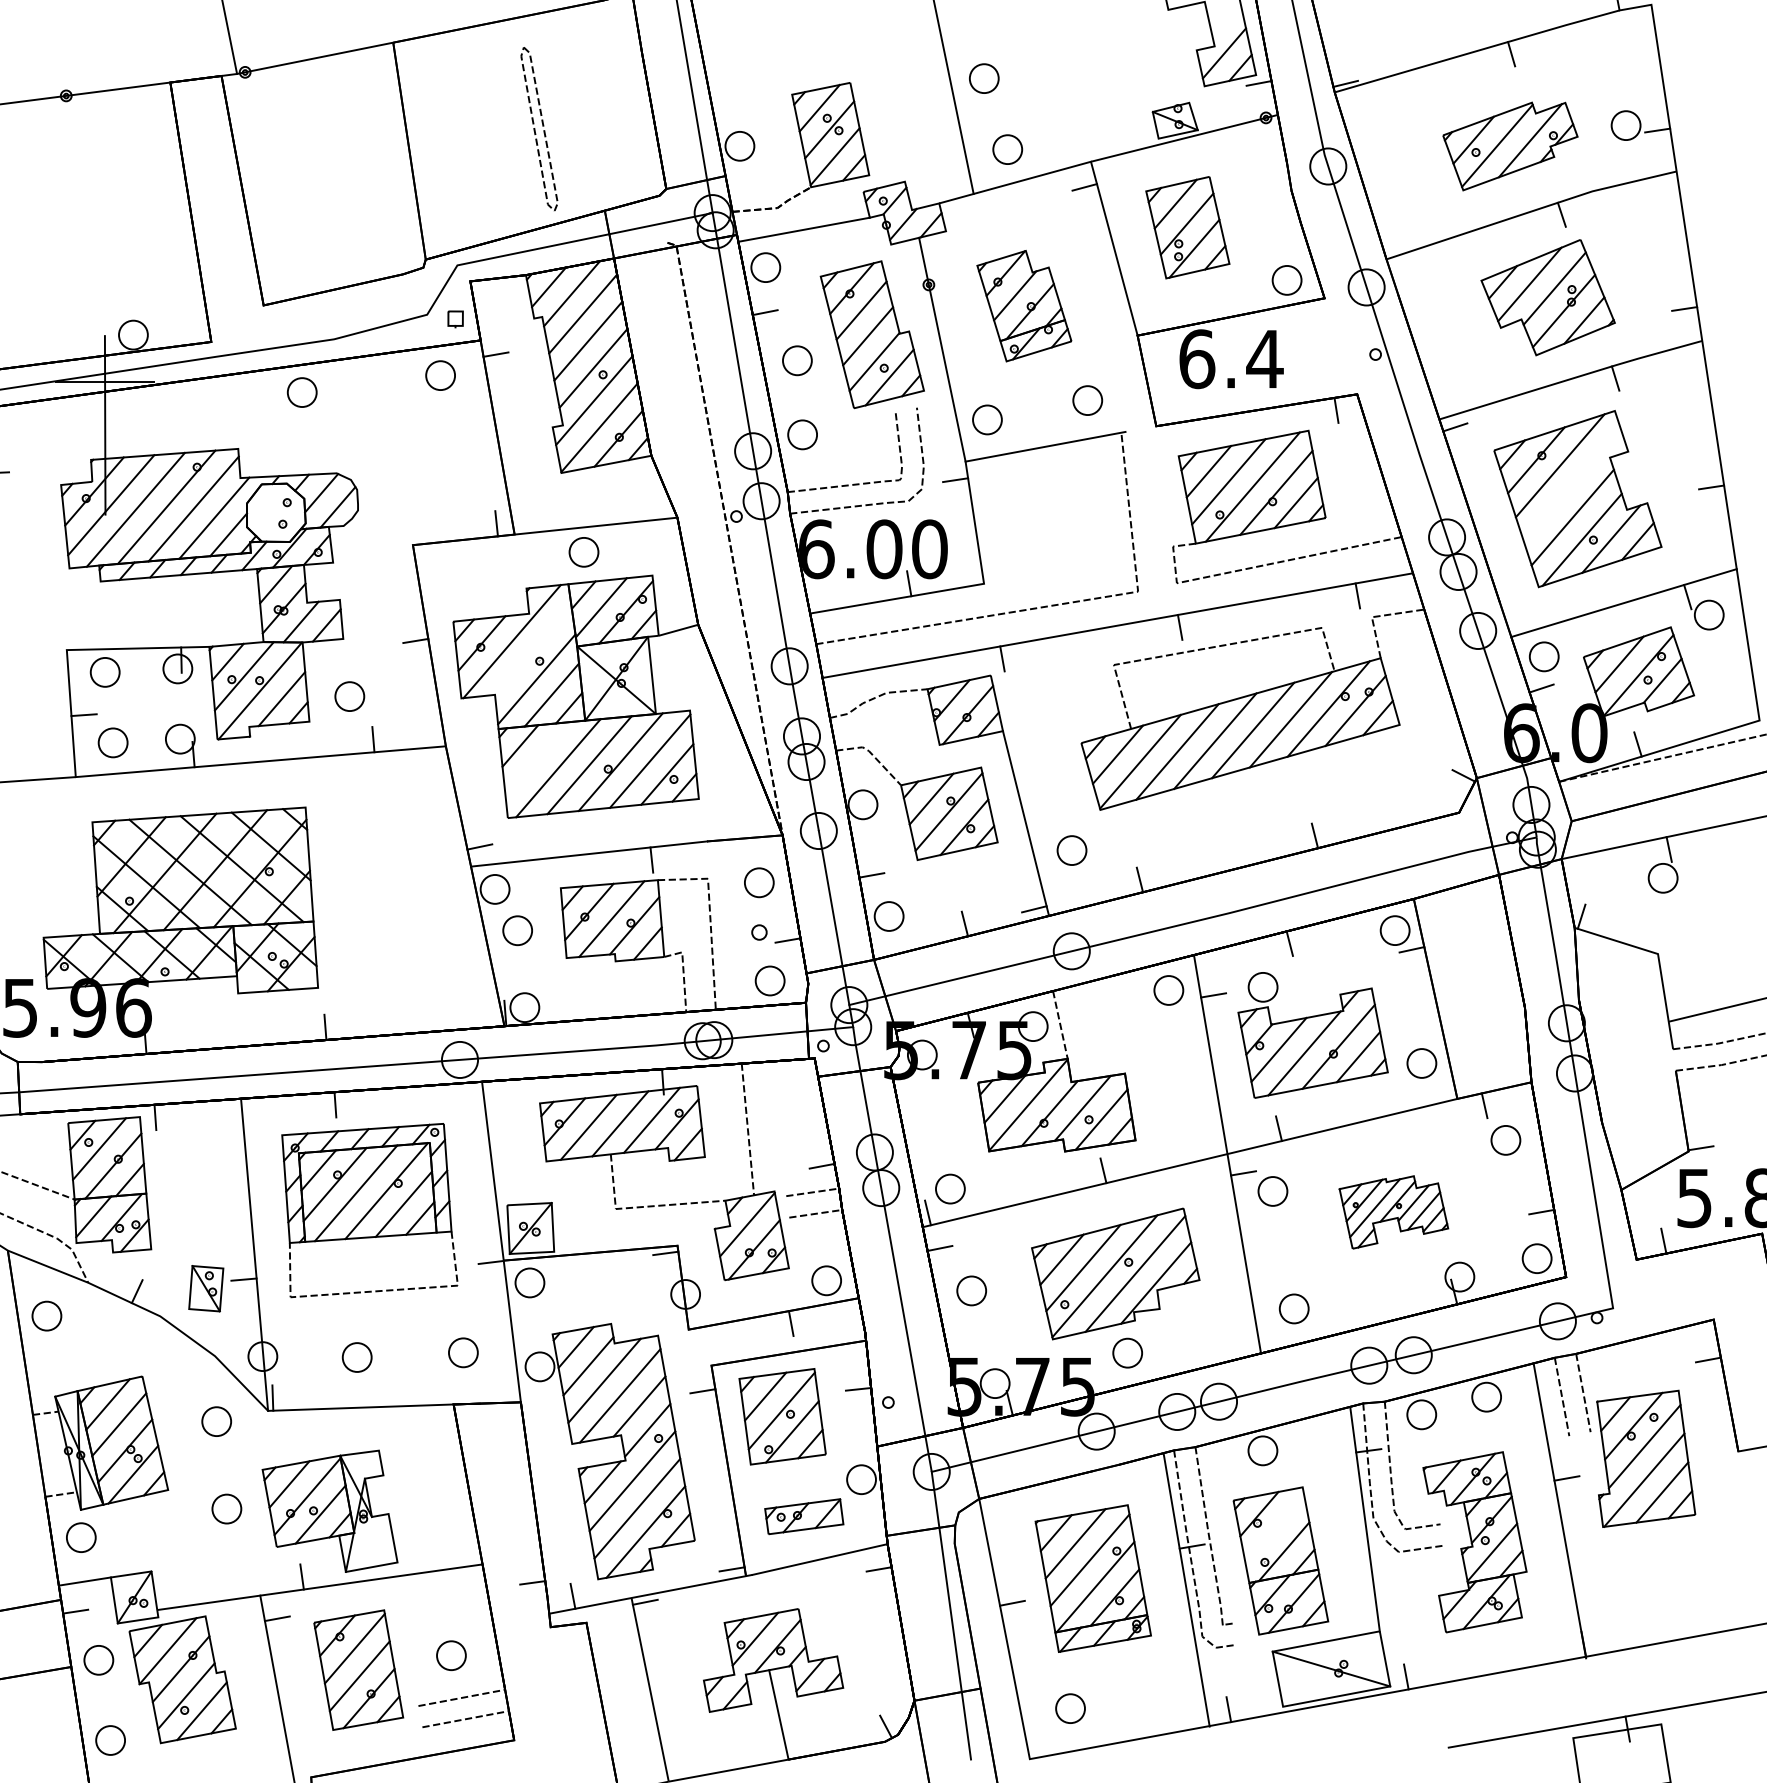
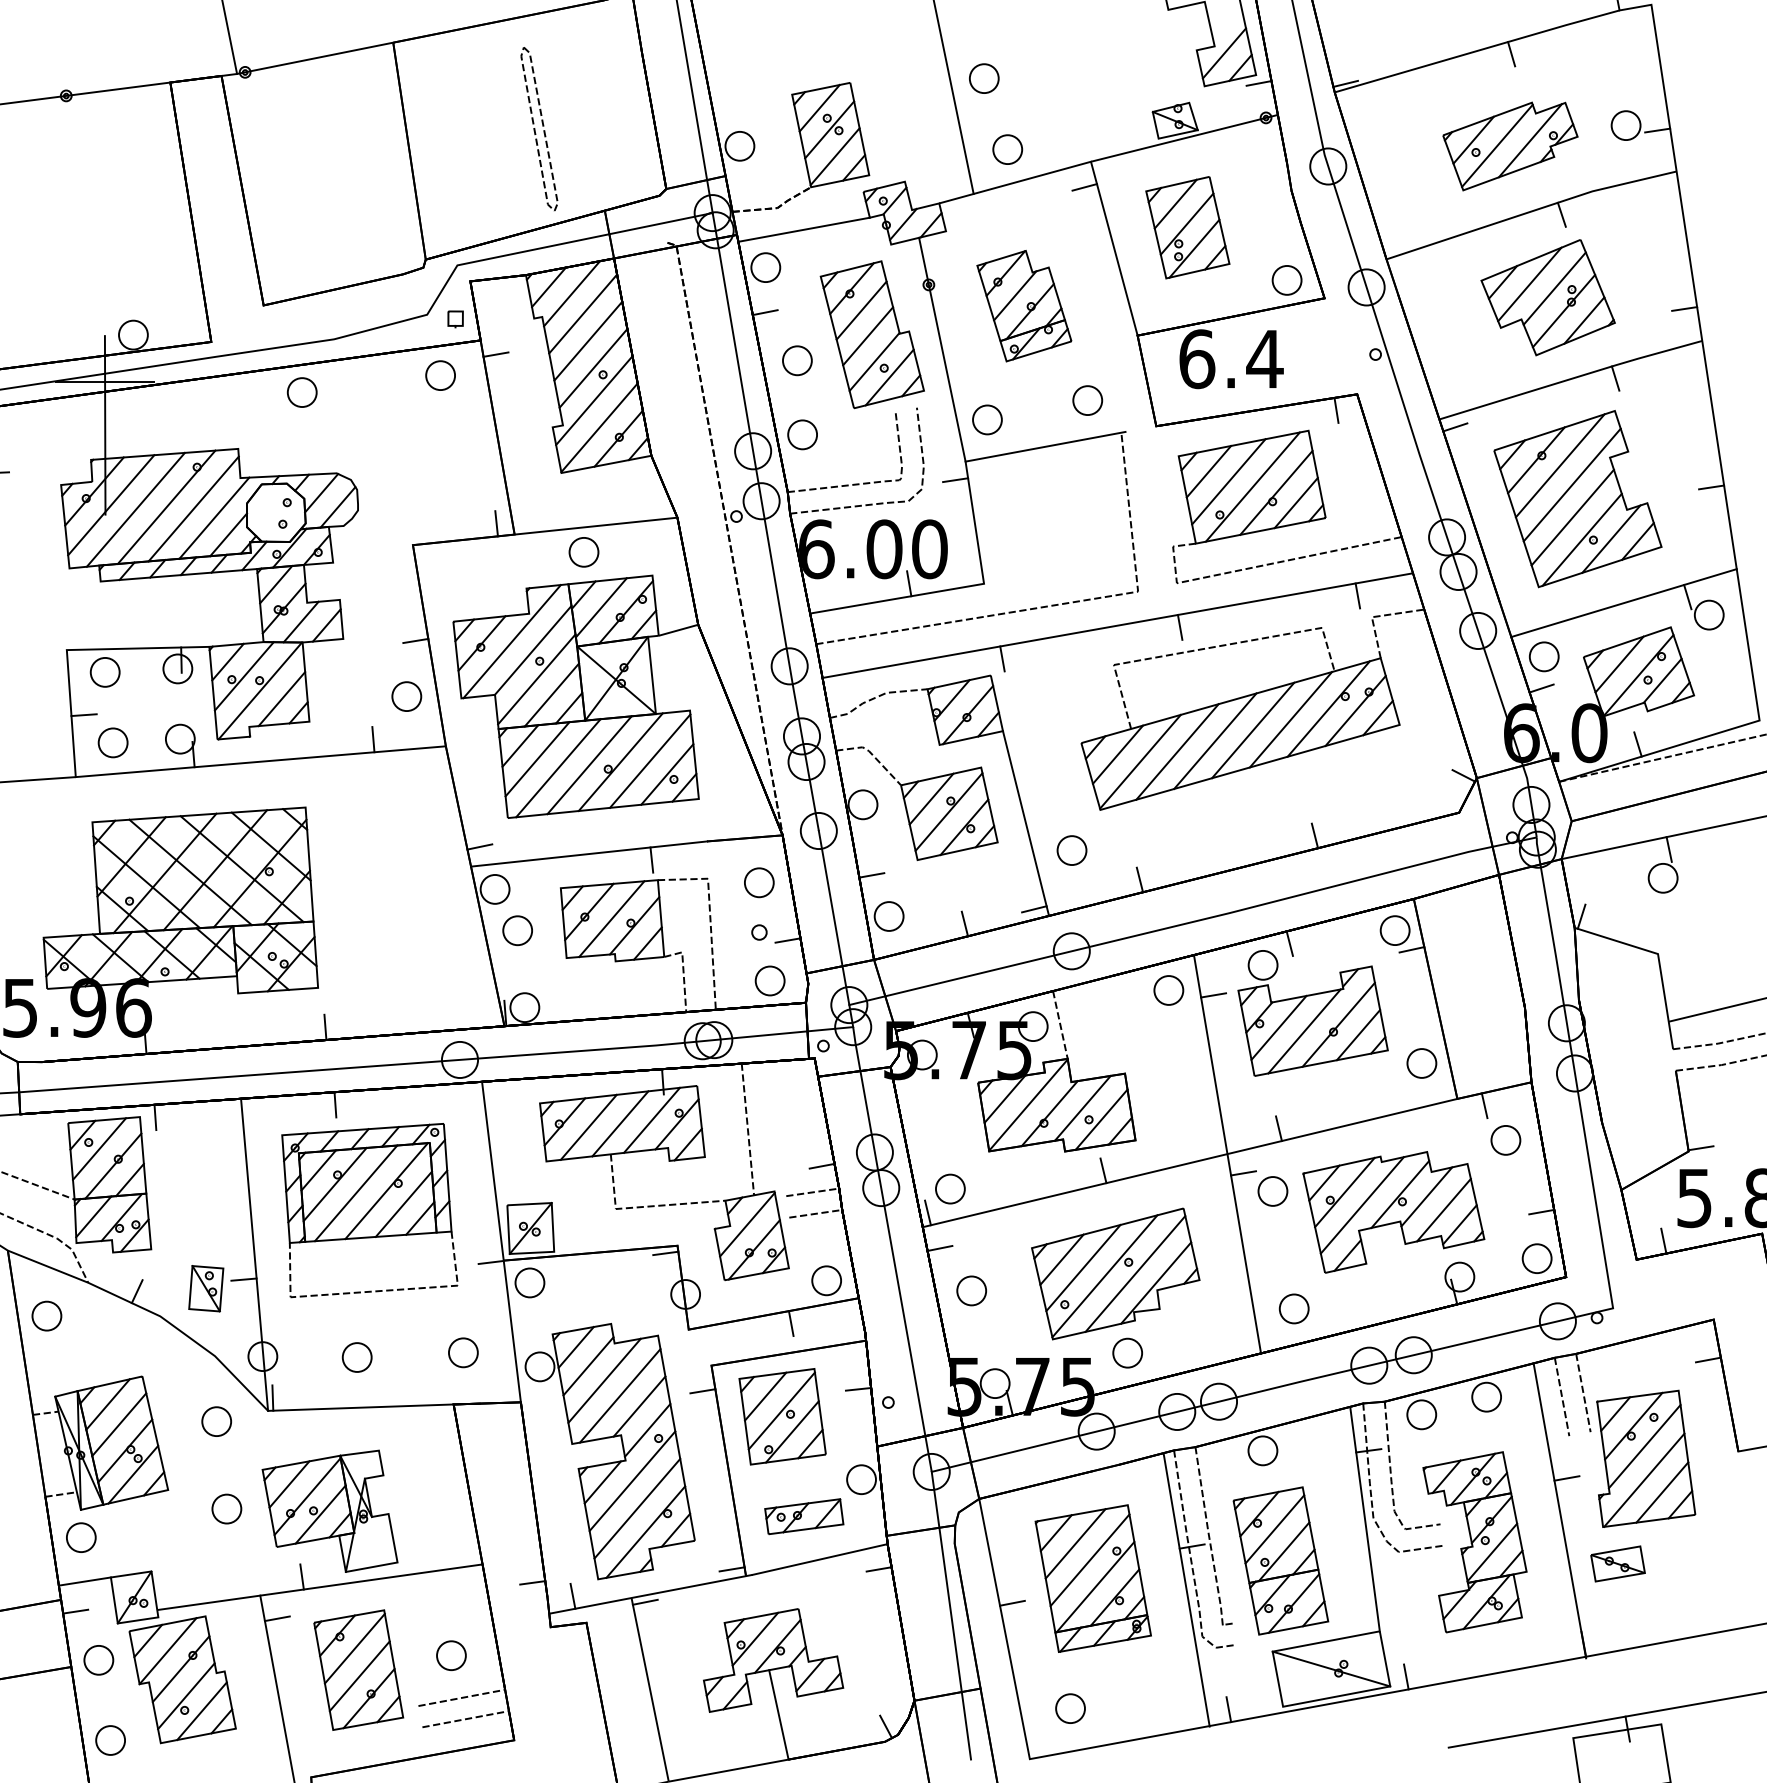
line: none -> present (1571, 484)
line: none -> present (532, 649)
part position: (349, 696) -> (406, 696) (406, 696)
line: none -> present (537, 759)
part position: (1312, 1035) -> (1312, 1013) (1312, 1013)
part size: 112x75 px -> 184x123 px (1393, 1212)
line: none -> present (1274, 1529)
part: none -> present (1617, 1563)
